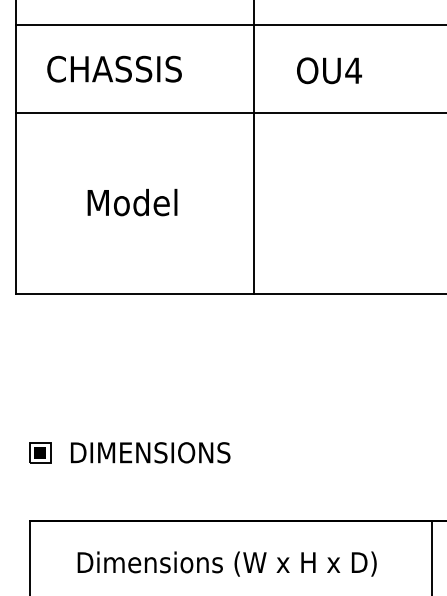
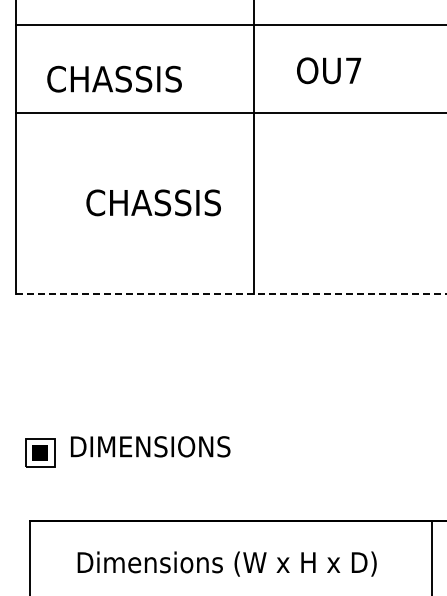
text position: (114, 68) -> (114, 78) (114, 78)
text: OU4 -> OU7 (353, 70)
text: Model -> CHASSIS (153, 202)
line: solid -> dashed (231, 294)
part size: 23x22 px -> 31x30 px (40, 452)
text position: (150, 452) -> (150, 446) (150, 446)
